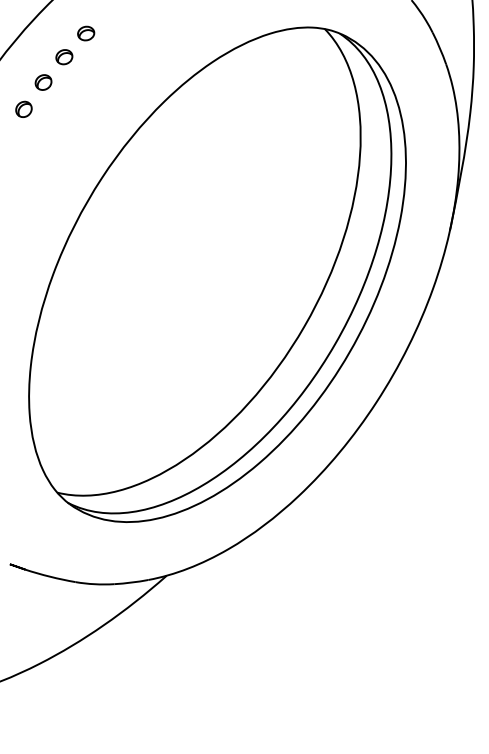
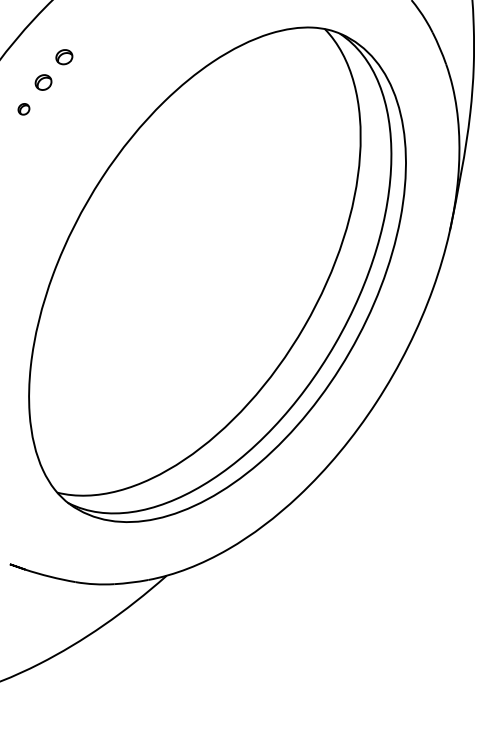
part: present -> none (86, 33)
part size: 18x18 px -> 14x13 px (23, 109)
